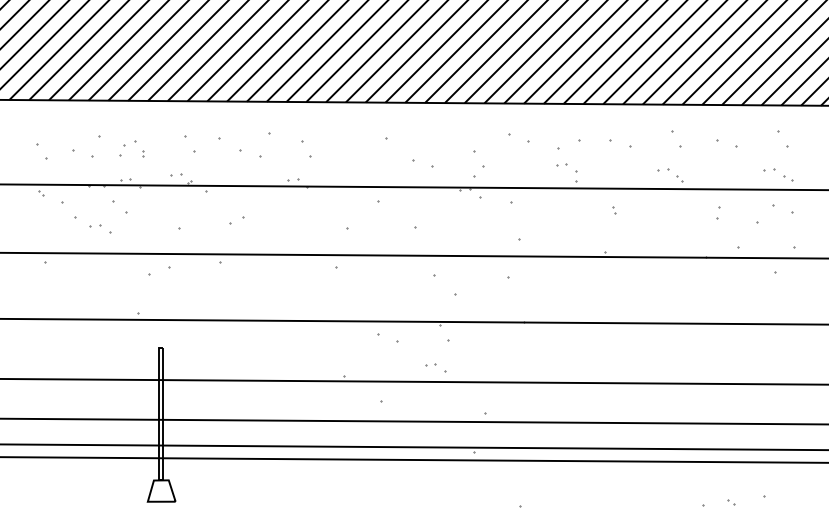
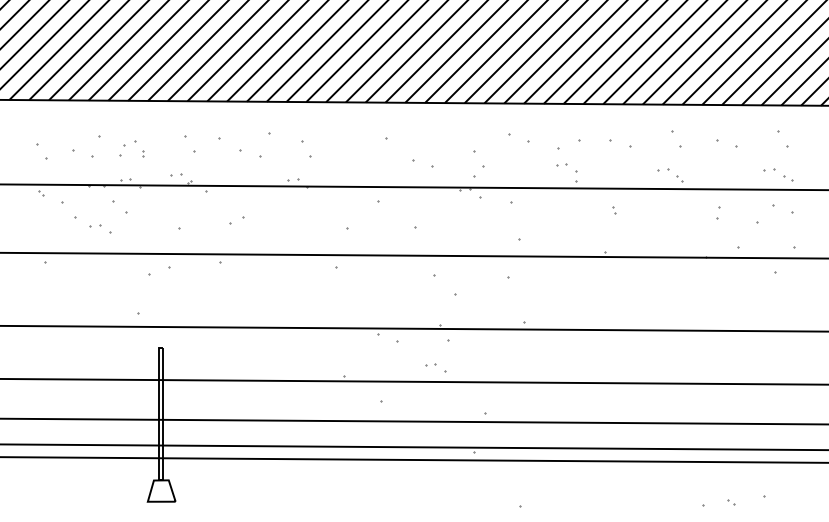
line position: (413, 321) -> (413, 328) (413, 328)
